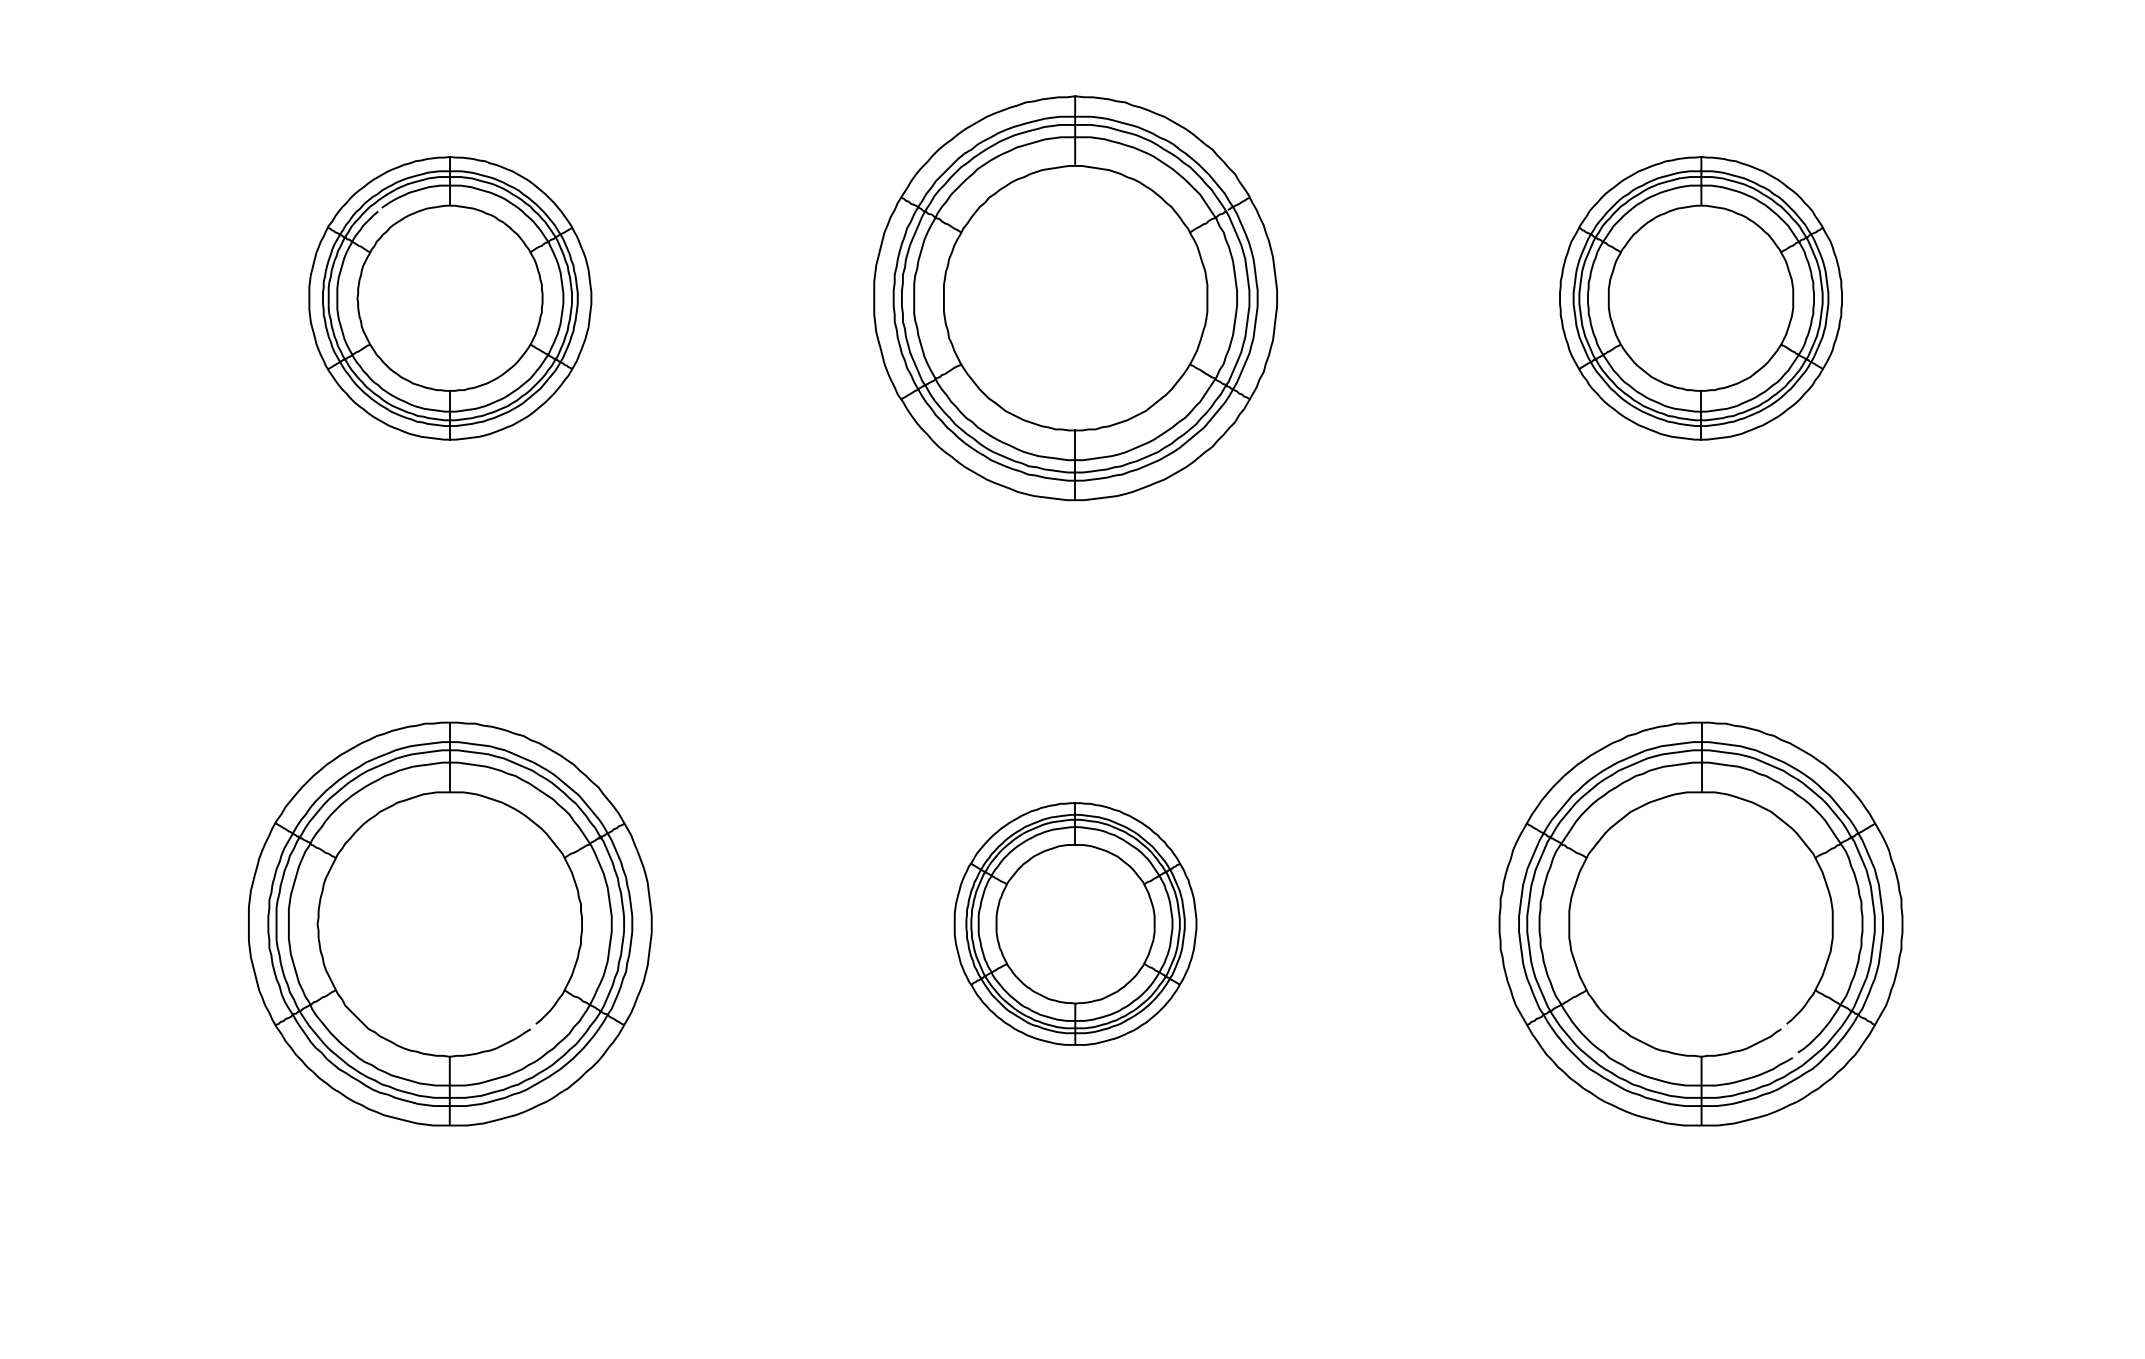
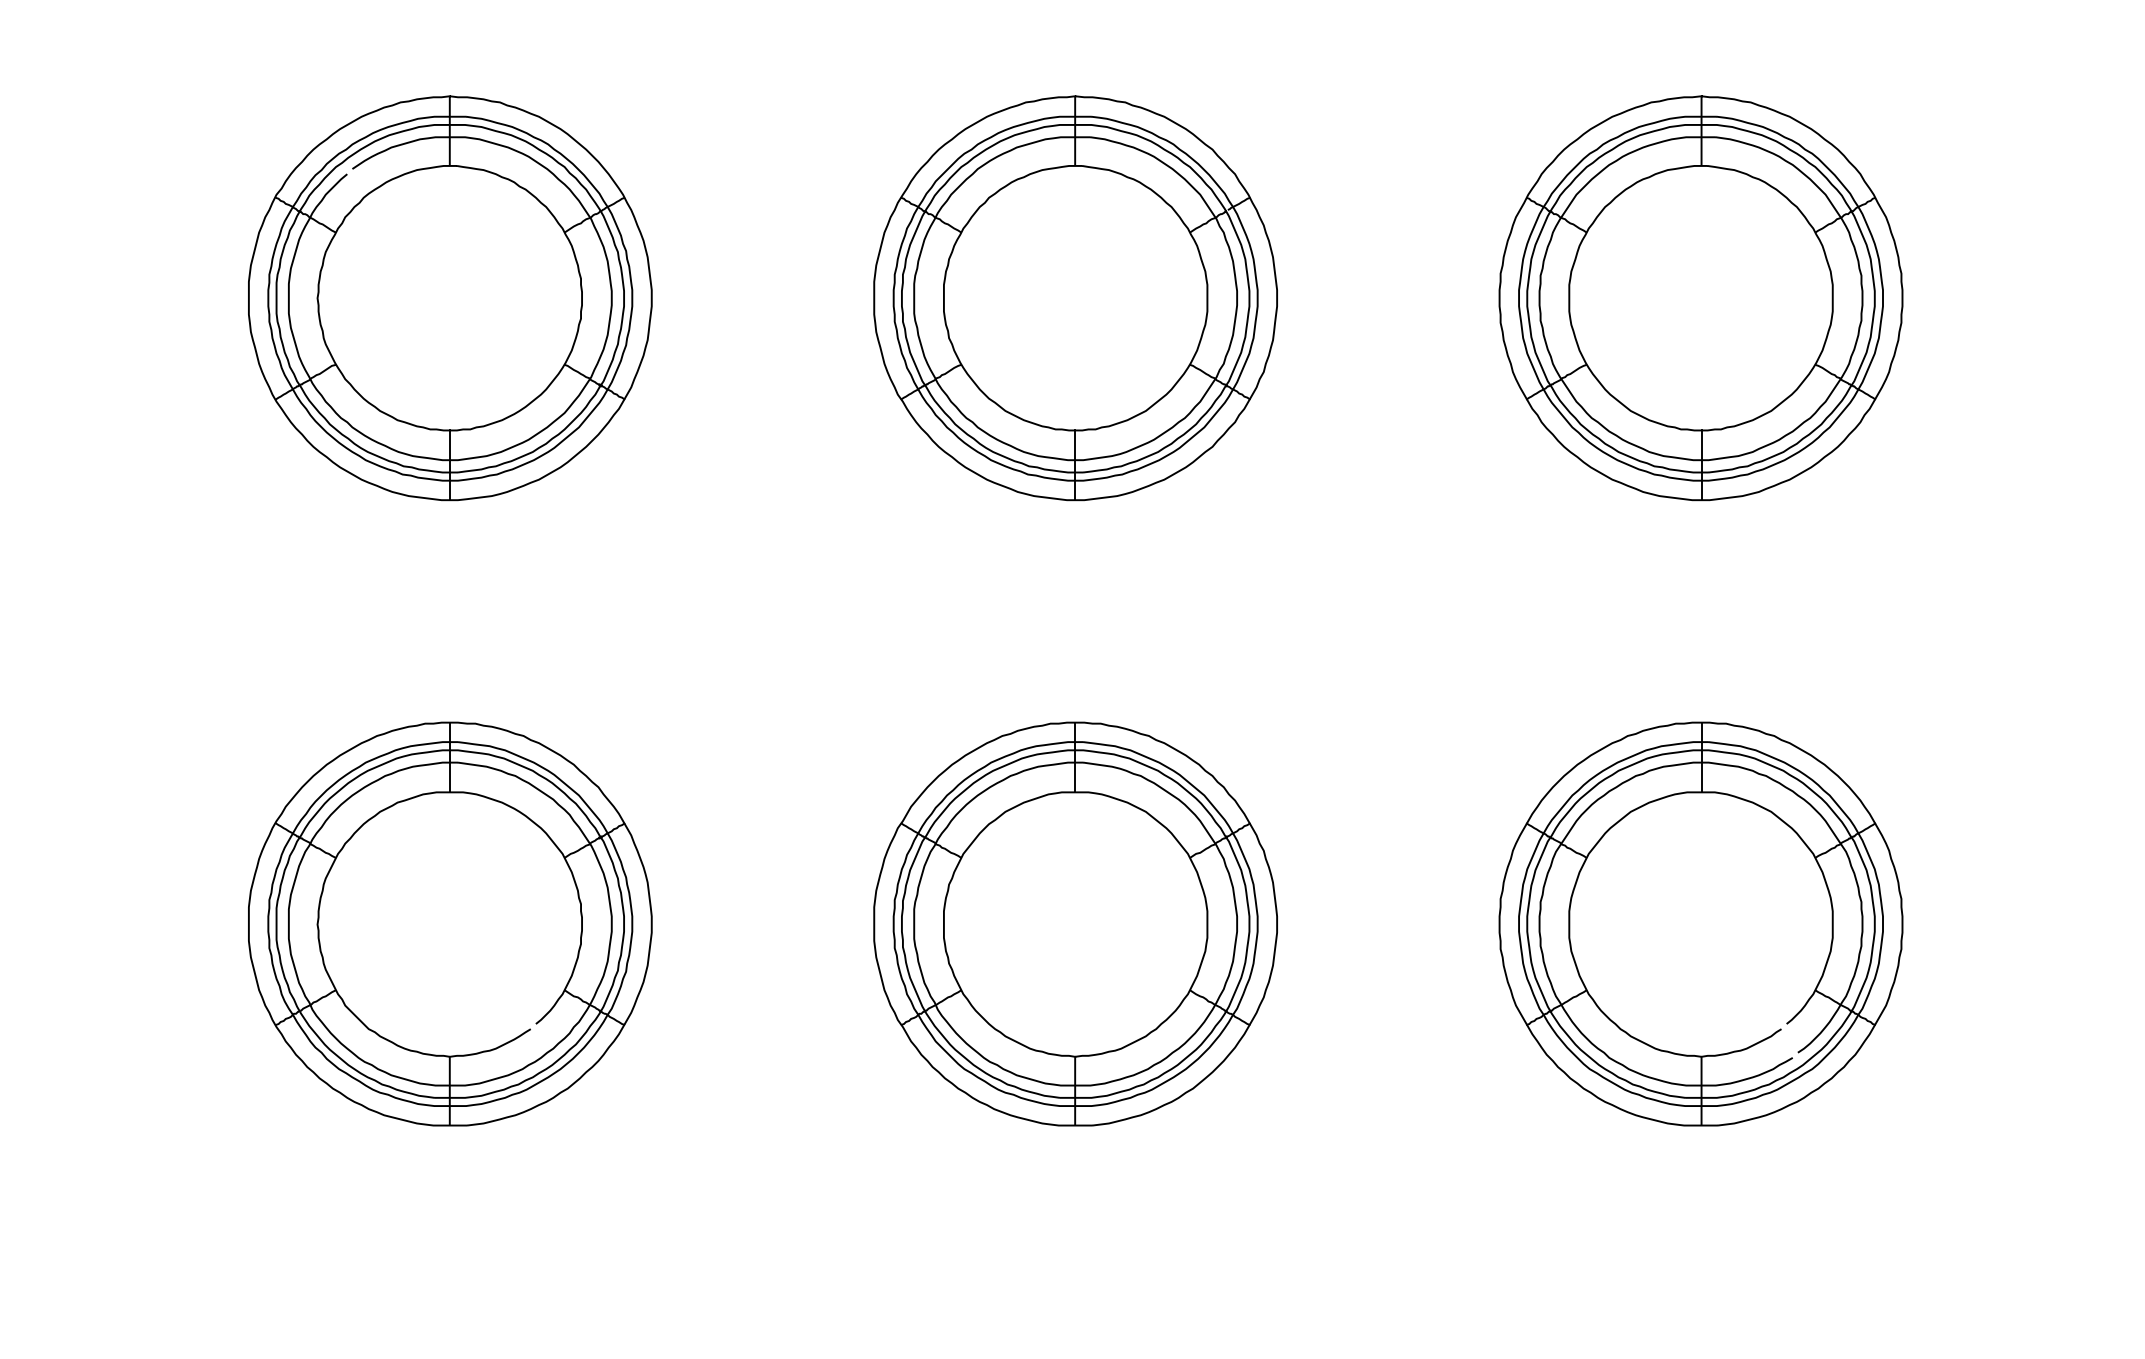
part size: 285x285 px -> 405x407 px (450, 298)
part size: 284x285 px -> 406x407 px (1700, 298)
part size: 245x244 px -> 405x406 px (1075, 923)
